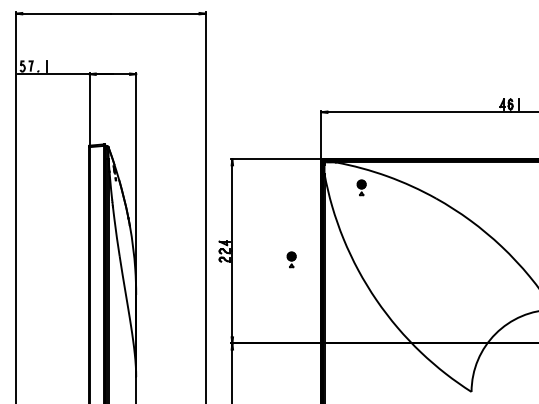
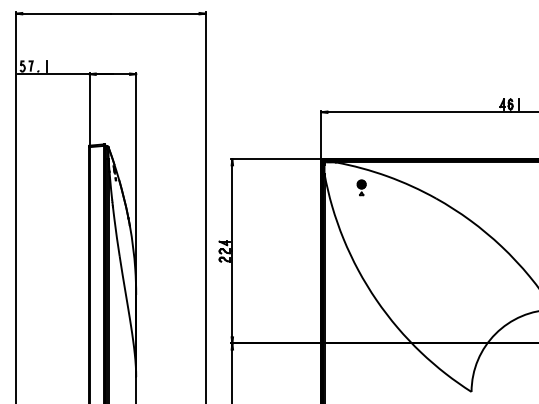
part: present -> none (291, 259)
